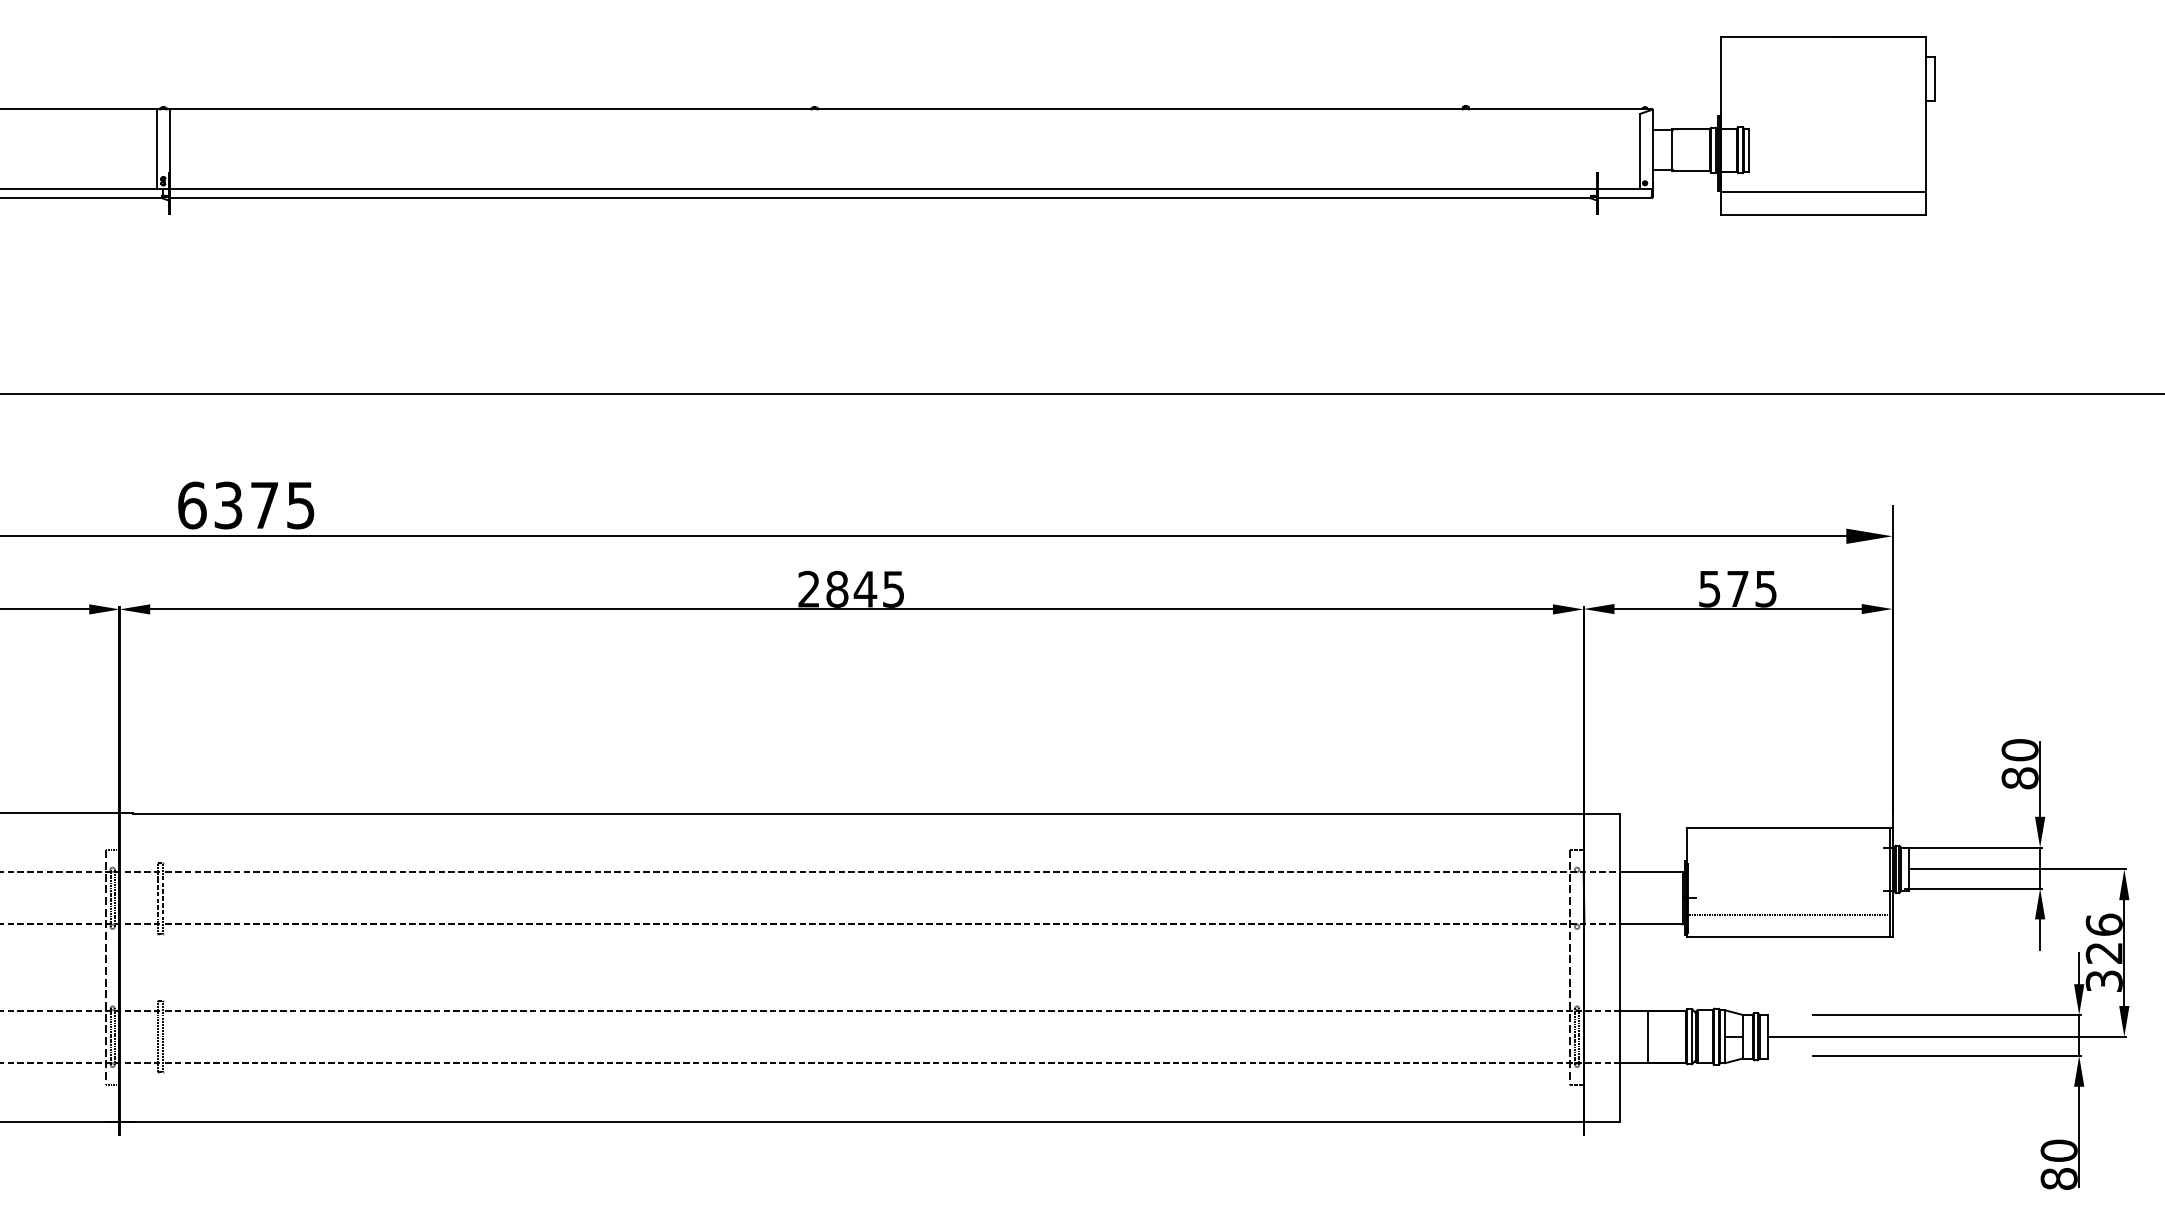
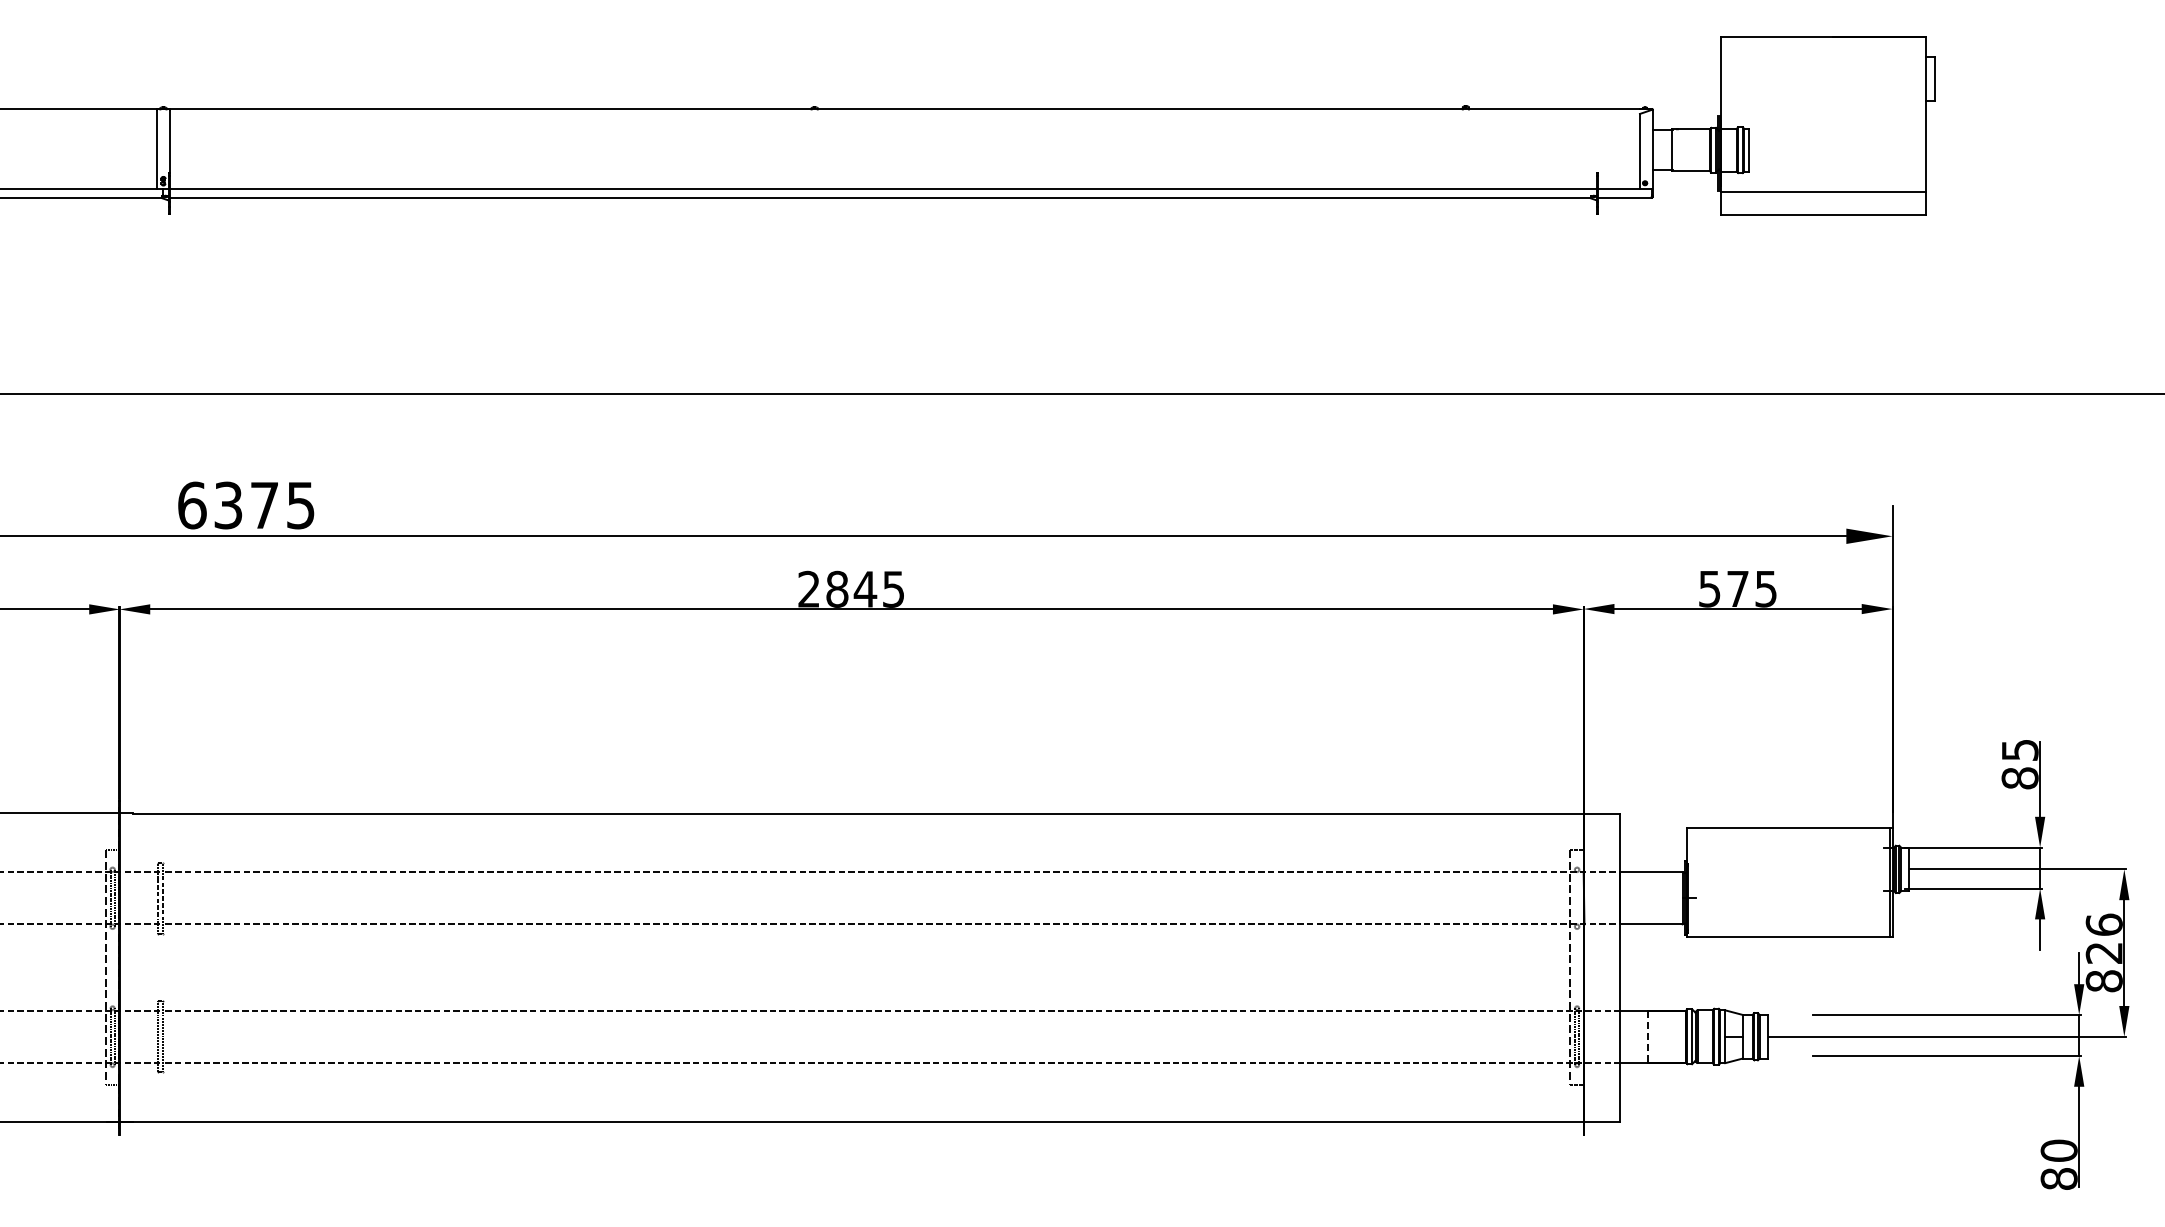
text: 80 -> 85 (2019, 750)
line: present -> none (1789, 914)
text: 326 -> 826 (2103, 981)
line: solid -> dashed (1648, 1036)
